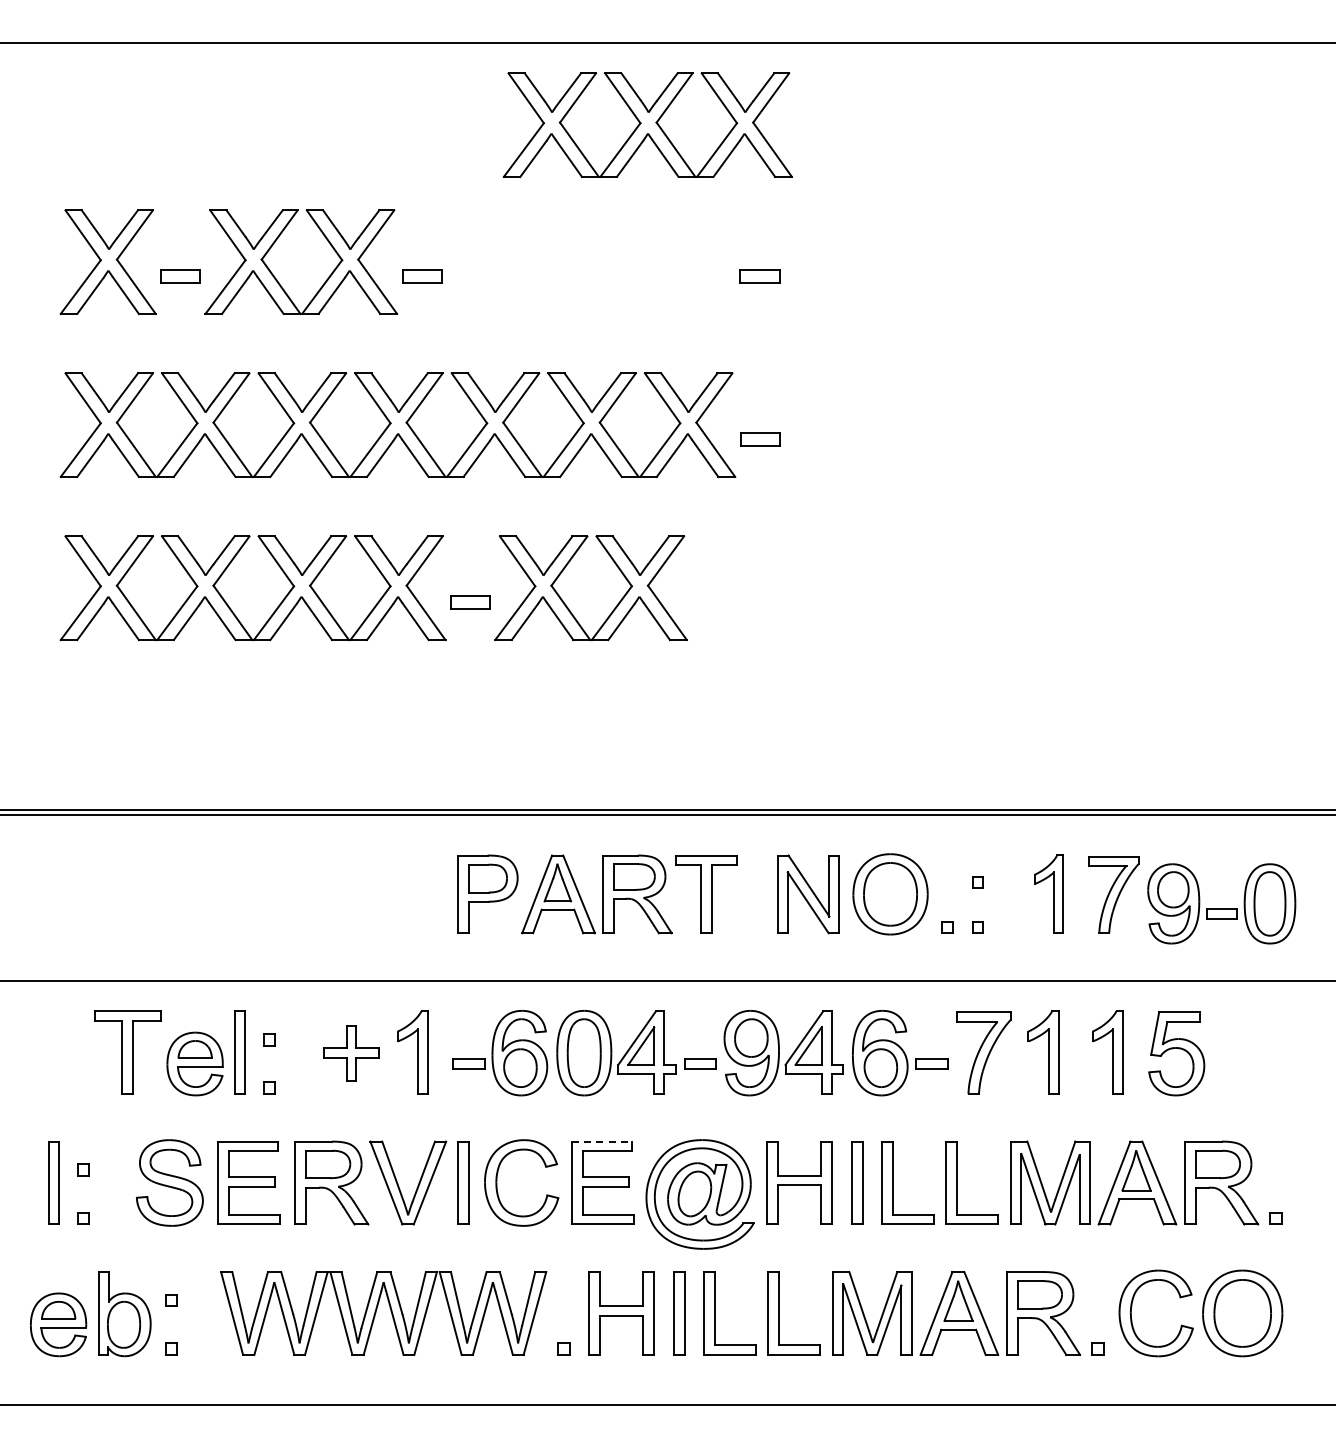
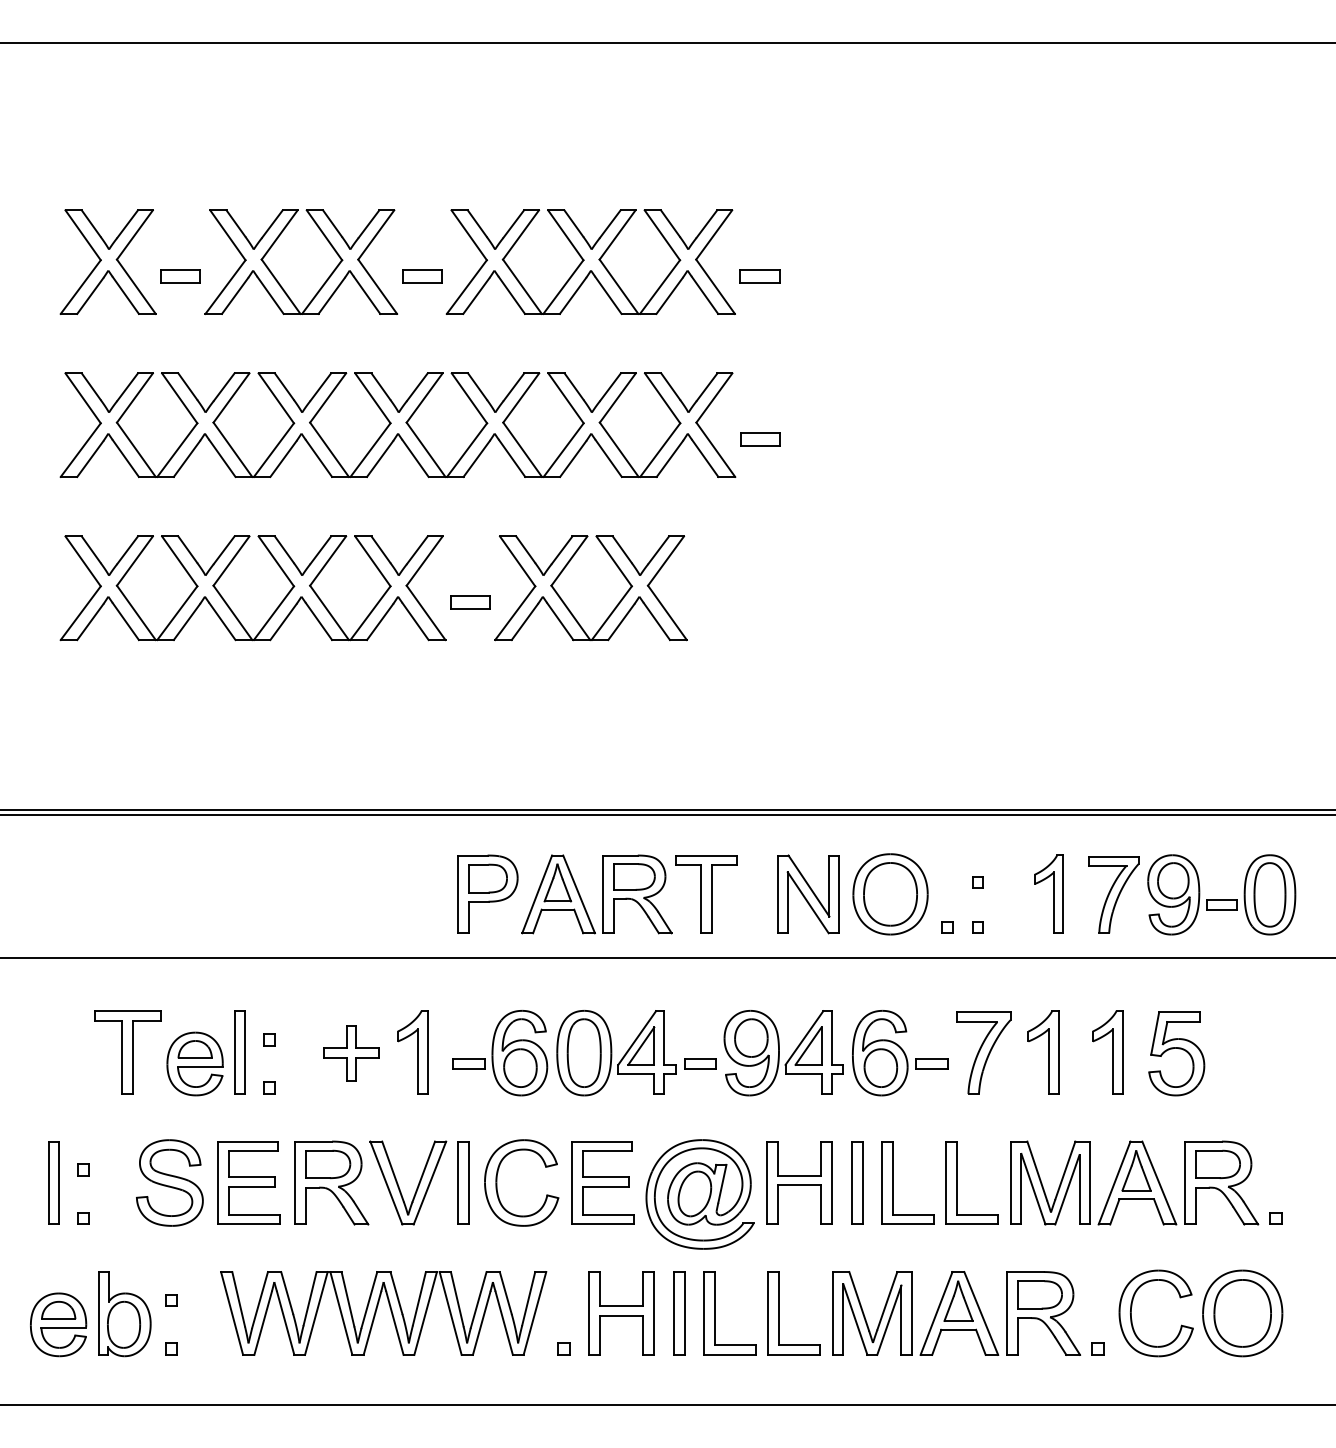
part position: (647, 124) -> (590, 261) (590, 261)
part position: (1221, 903) -> (1221, 894) (1221, 894)
line position: (667, 980) -> (667, 957) (667, 957)
line: dashed -> solid (602, 1141)
